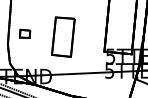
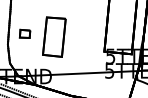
part position: (63, 36) -> (54, 36) (54, 36)
